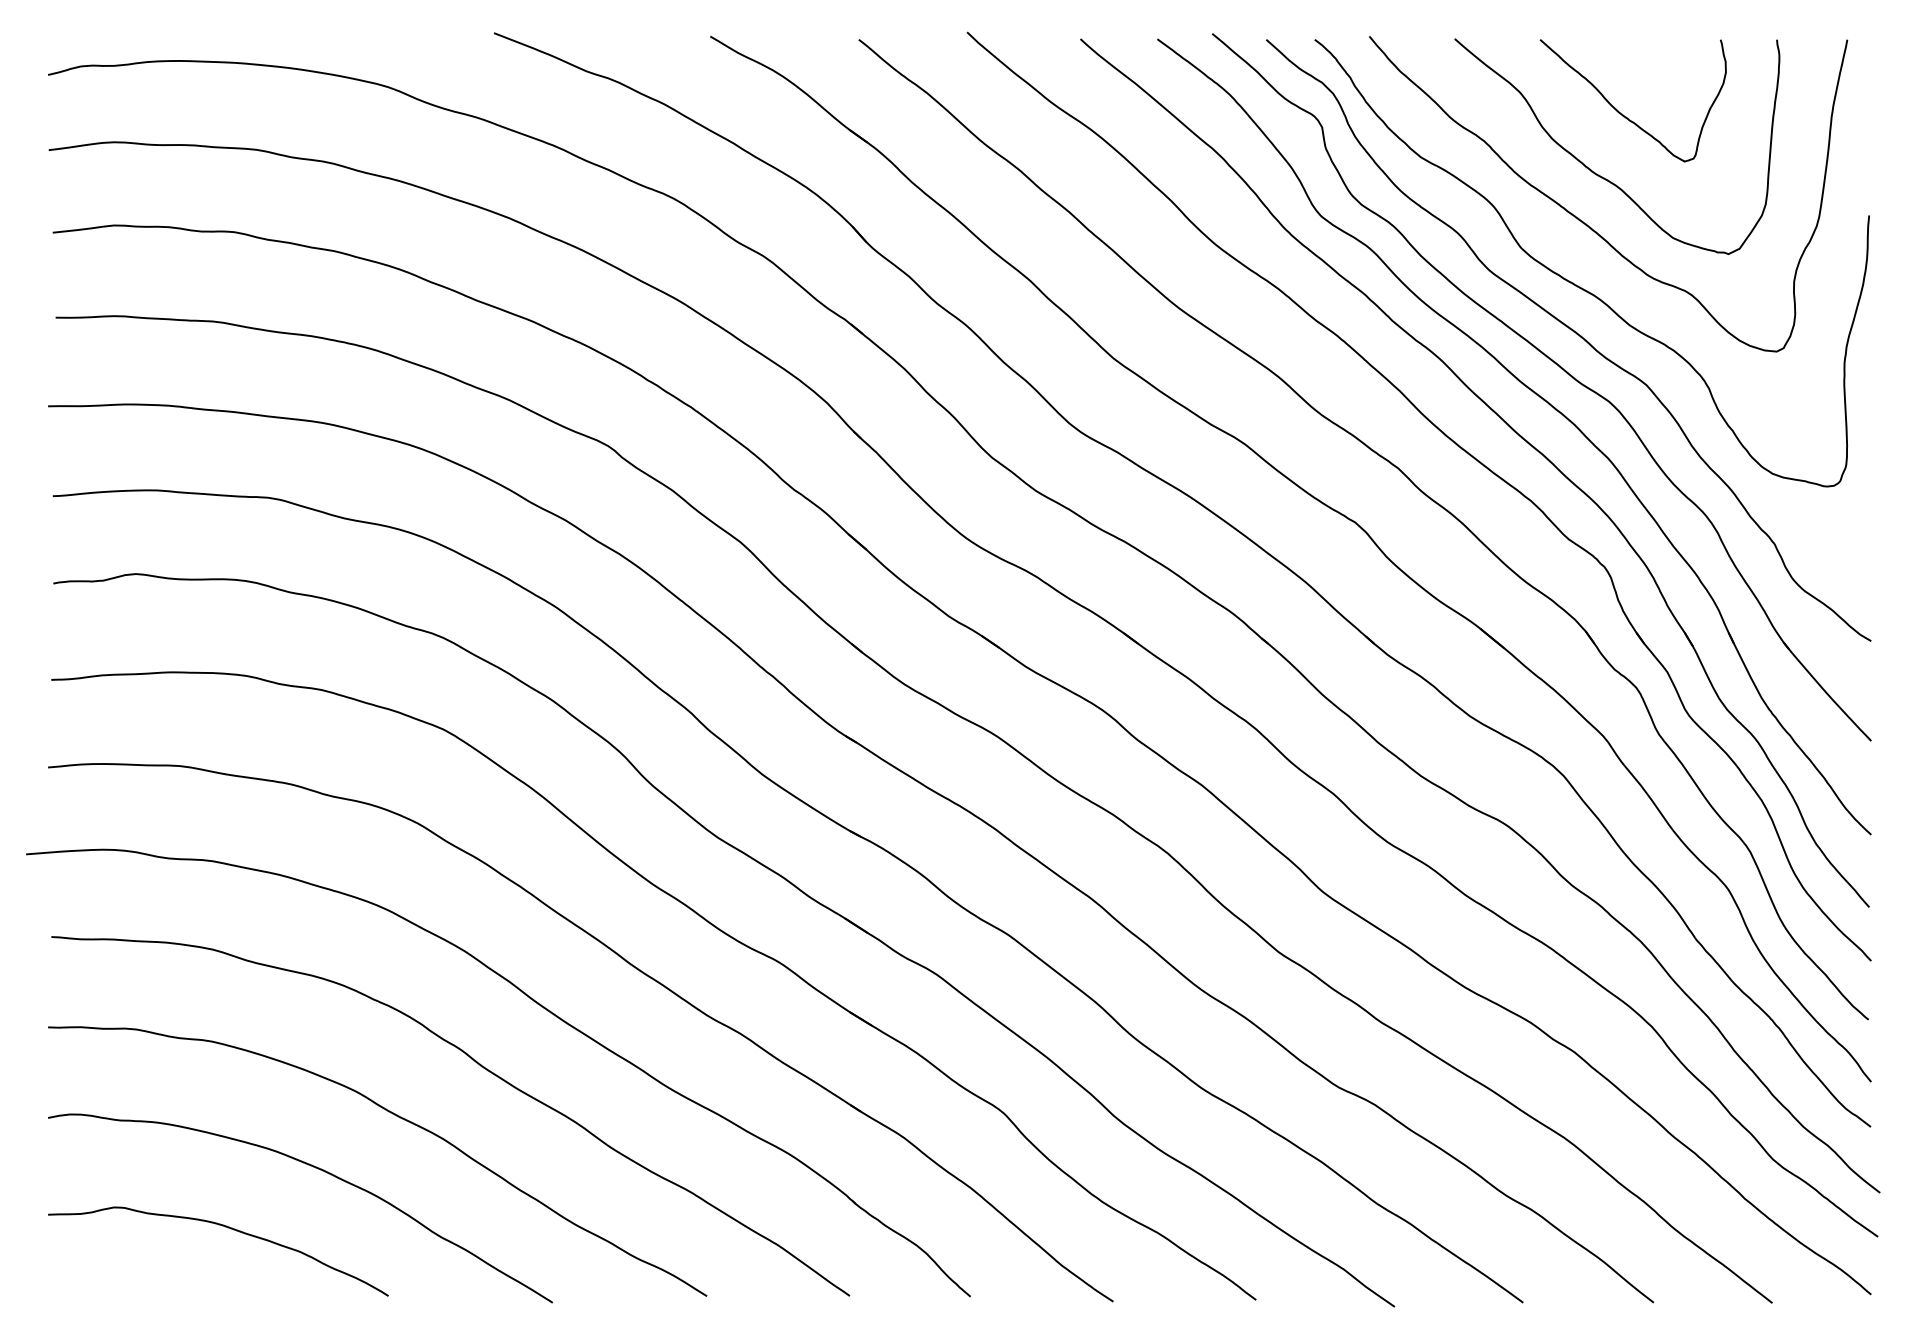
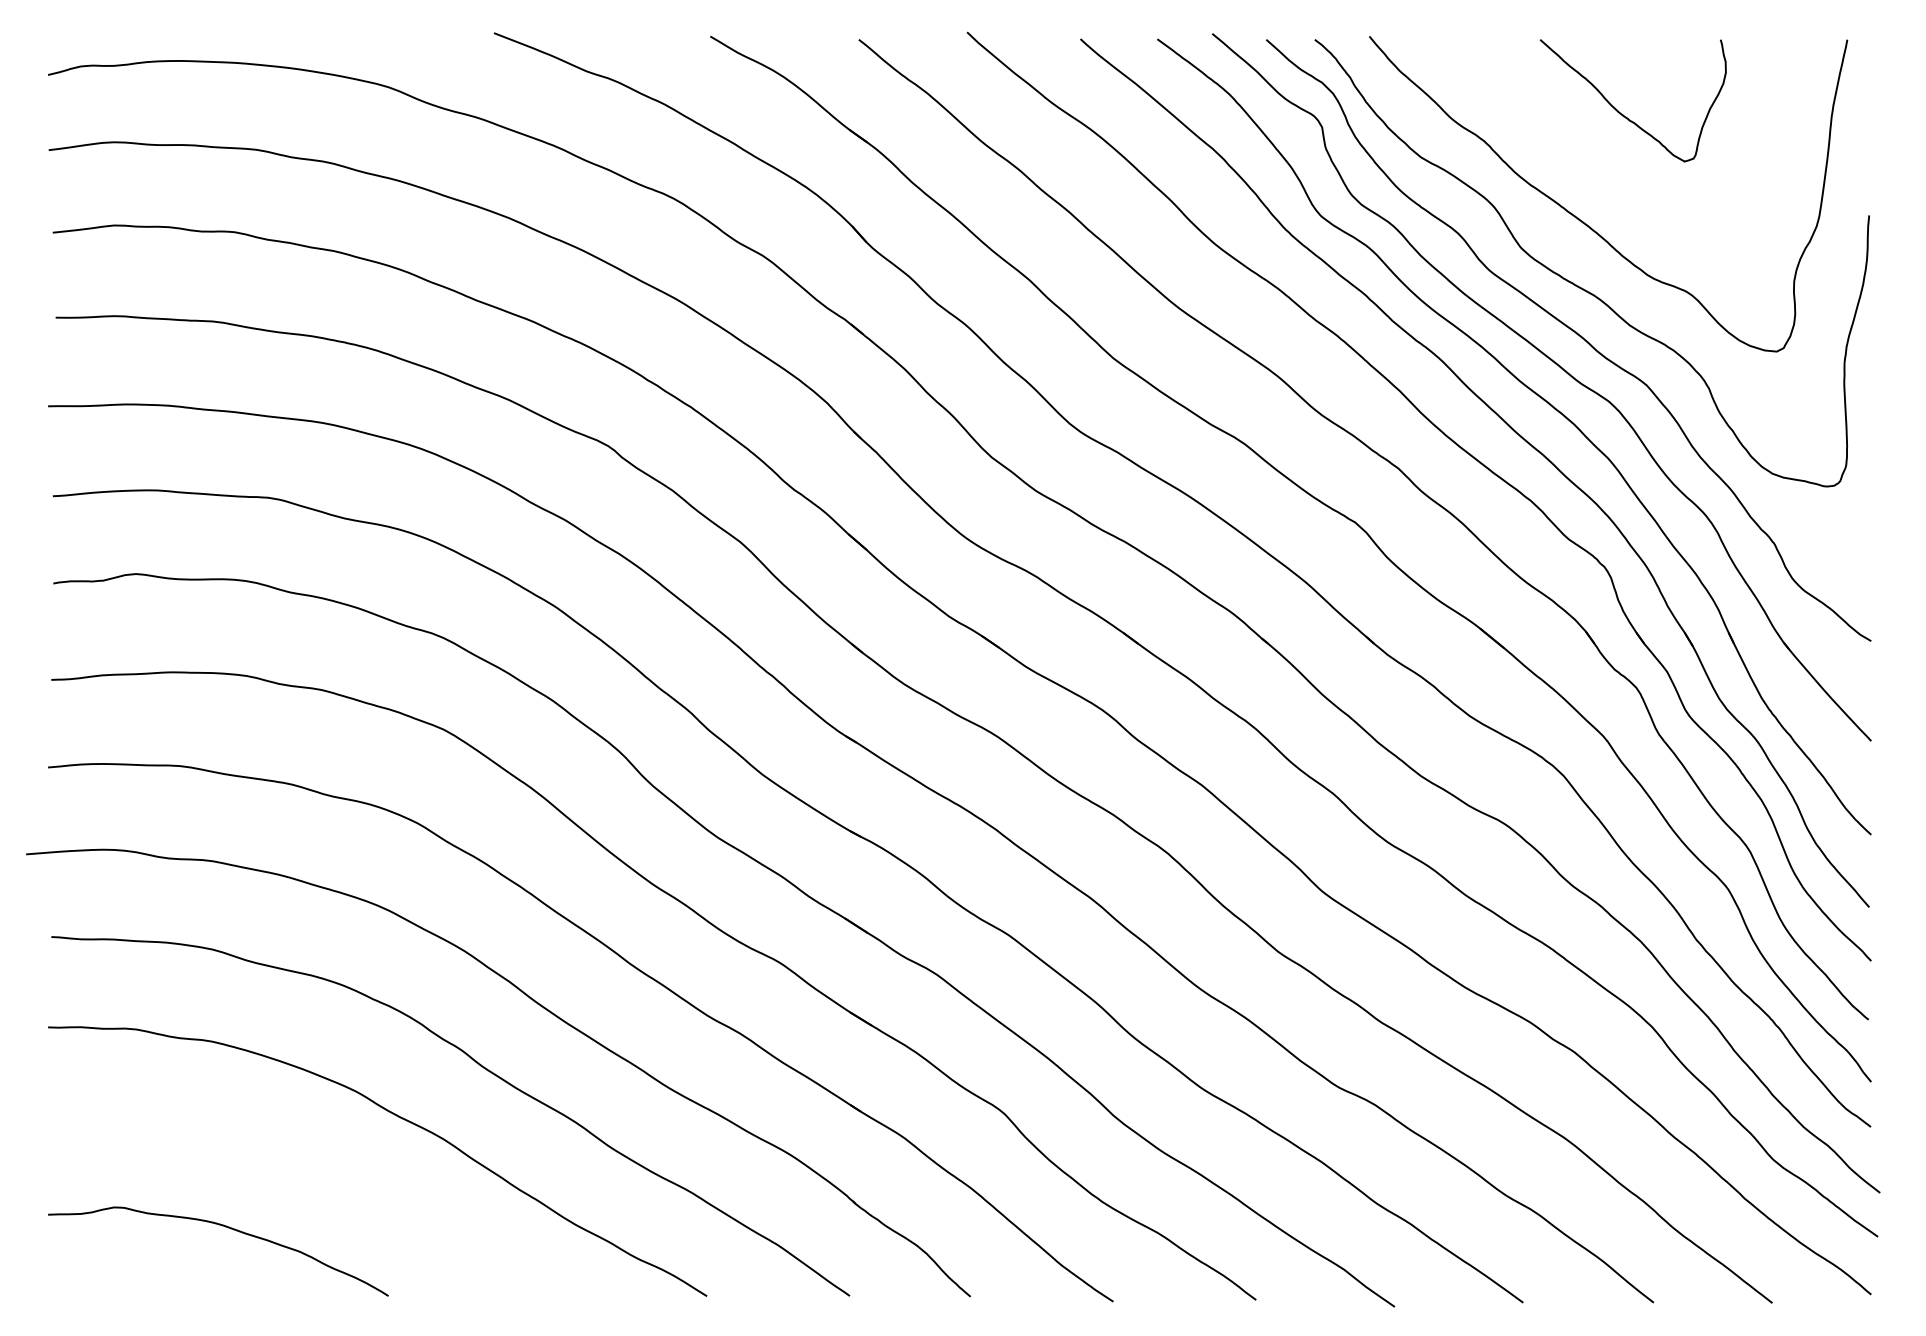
curve: present -> none (1602, 176)
curve: present -> none (315, 1168)
